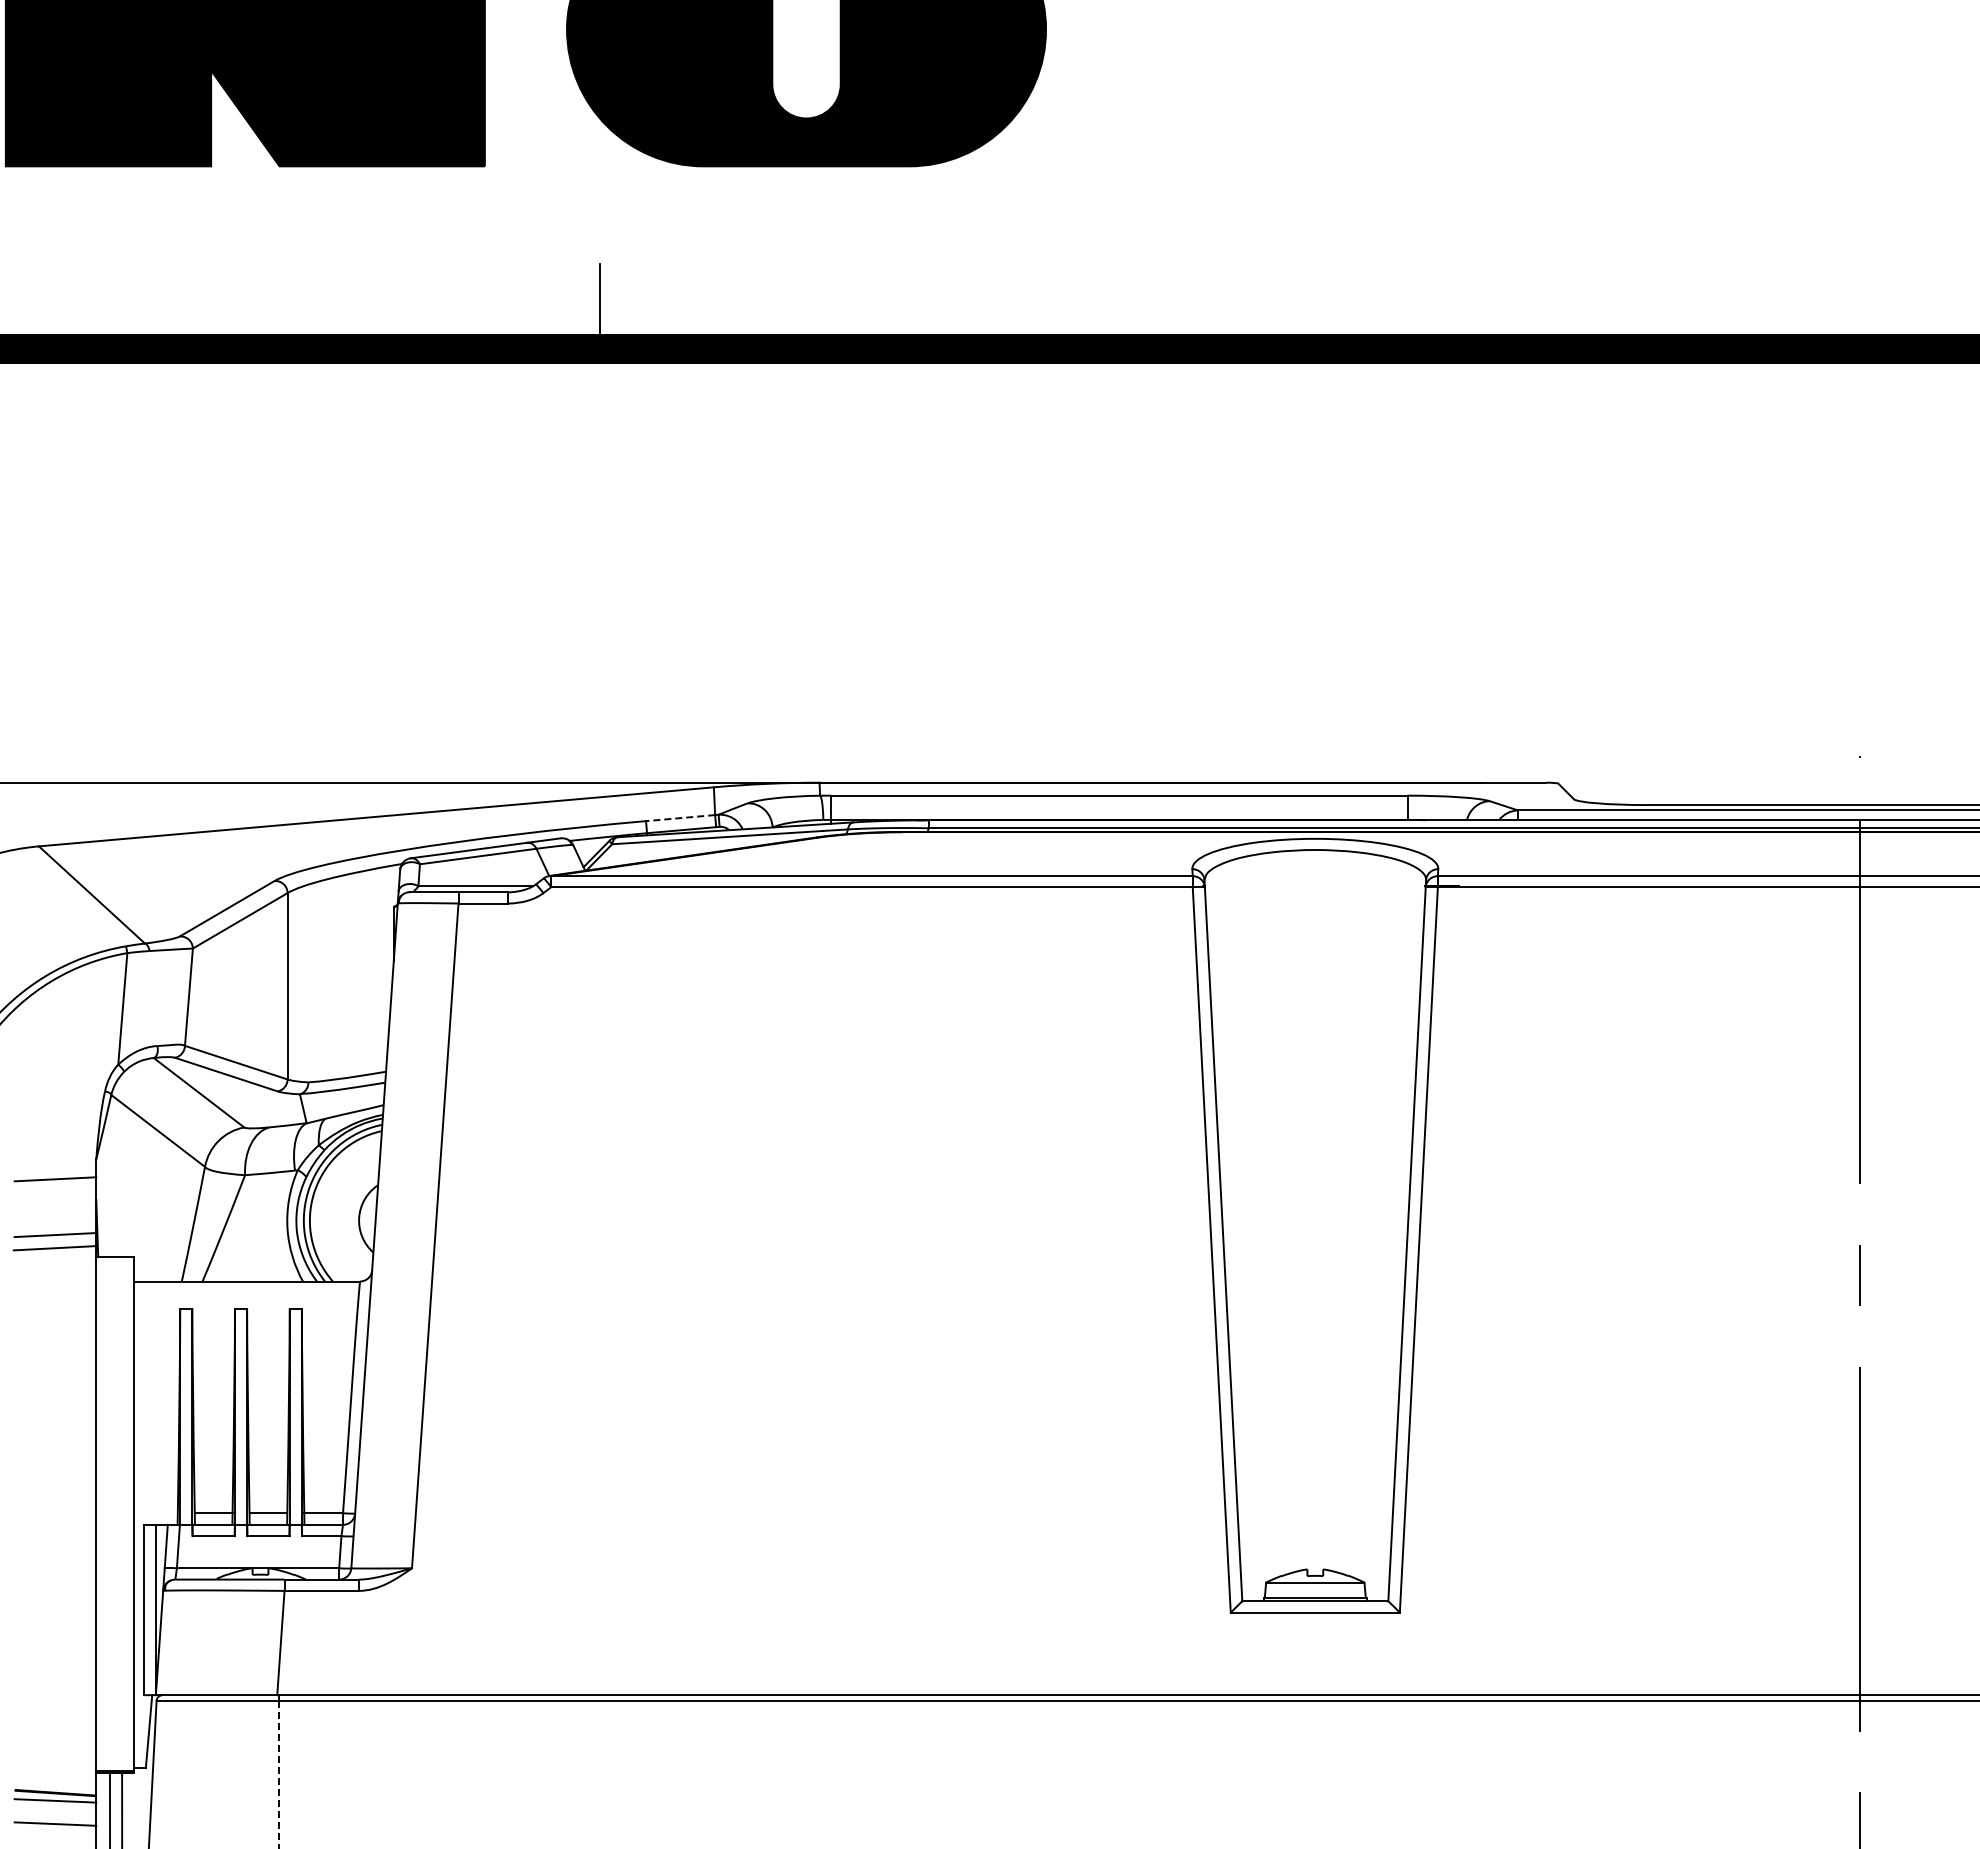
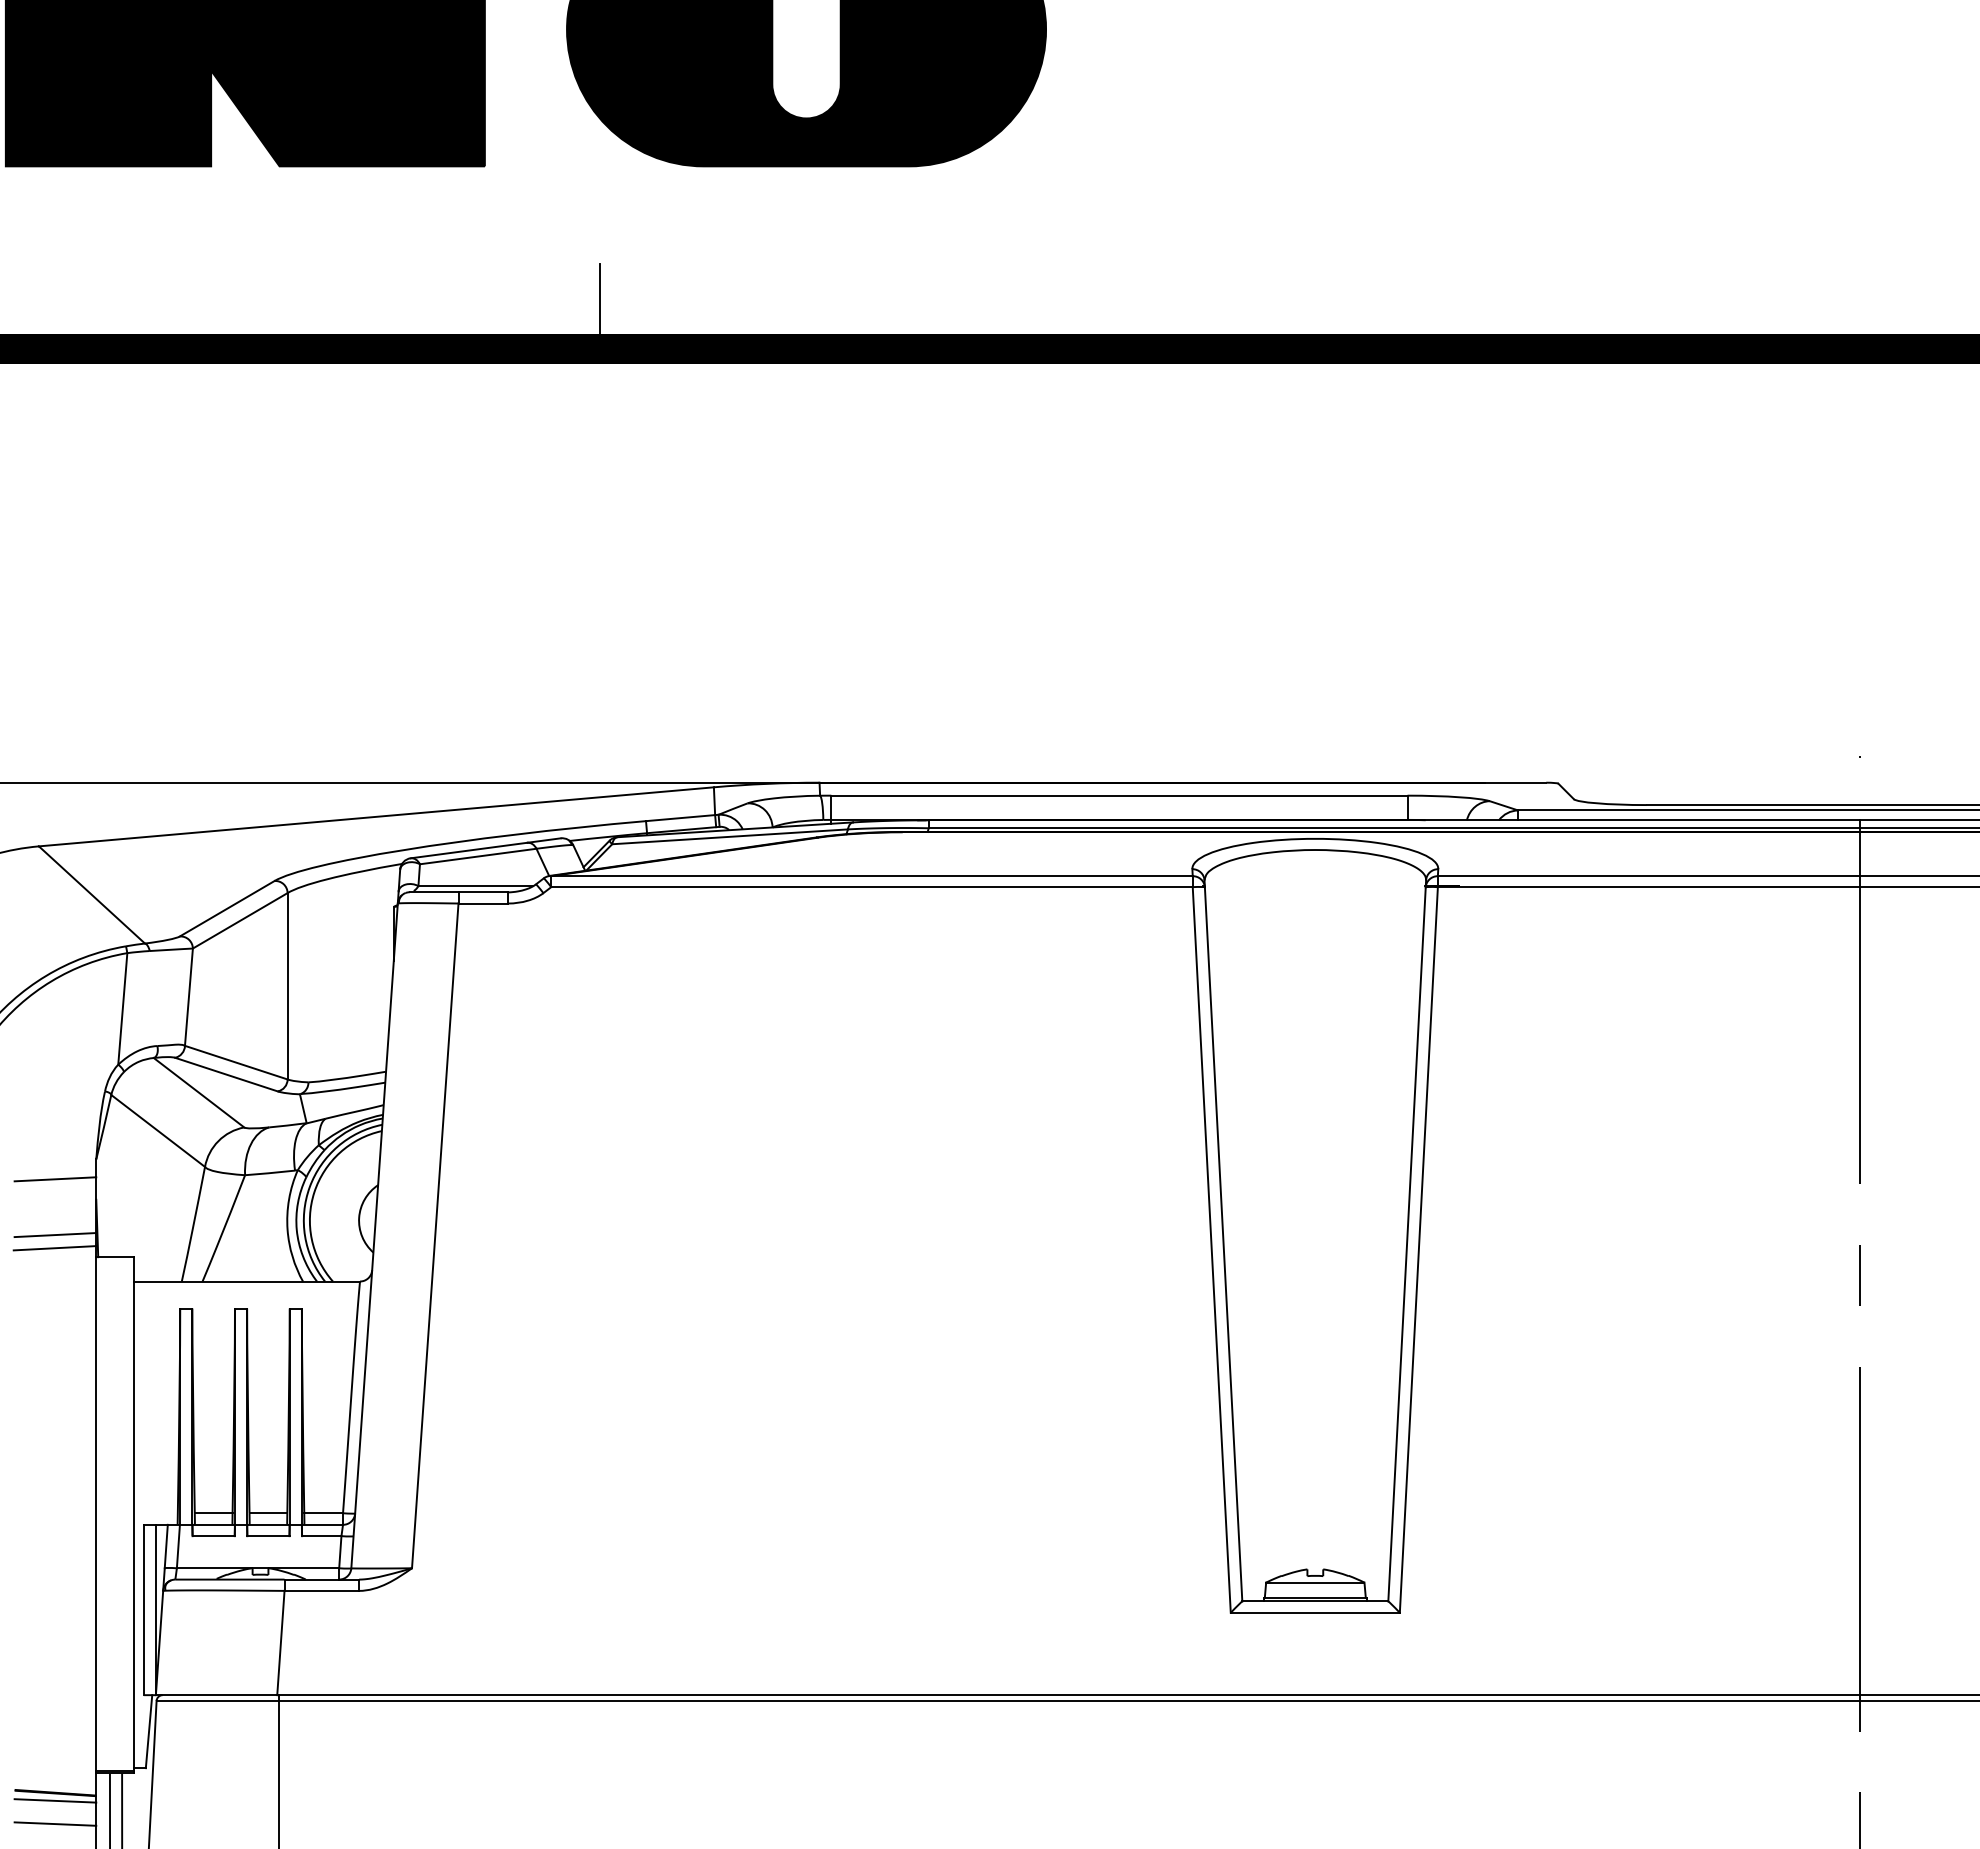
line: dashed -> solid (680, 818)
line: dashed -> solid (278, 1774)
